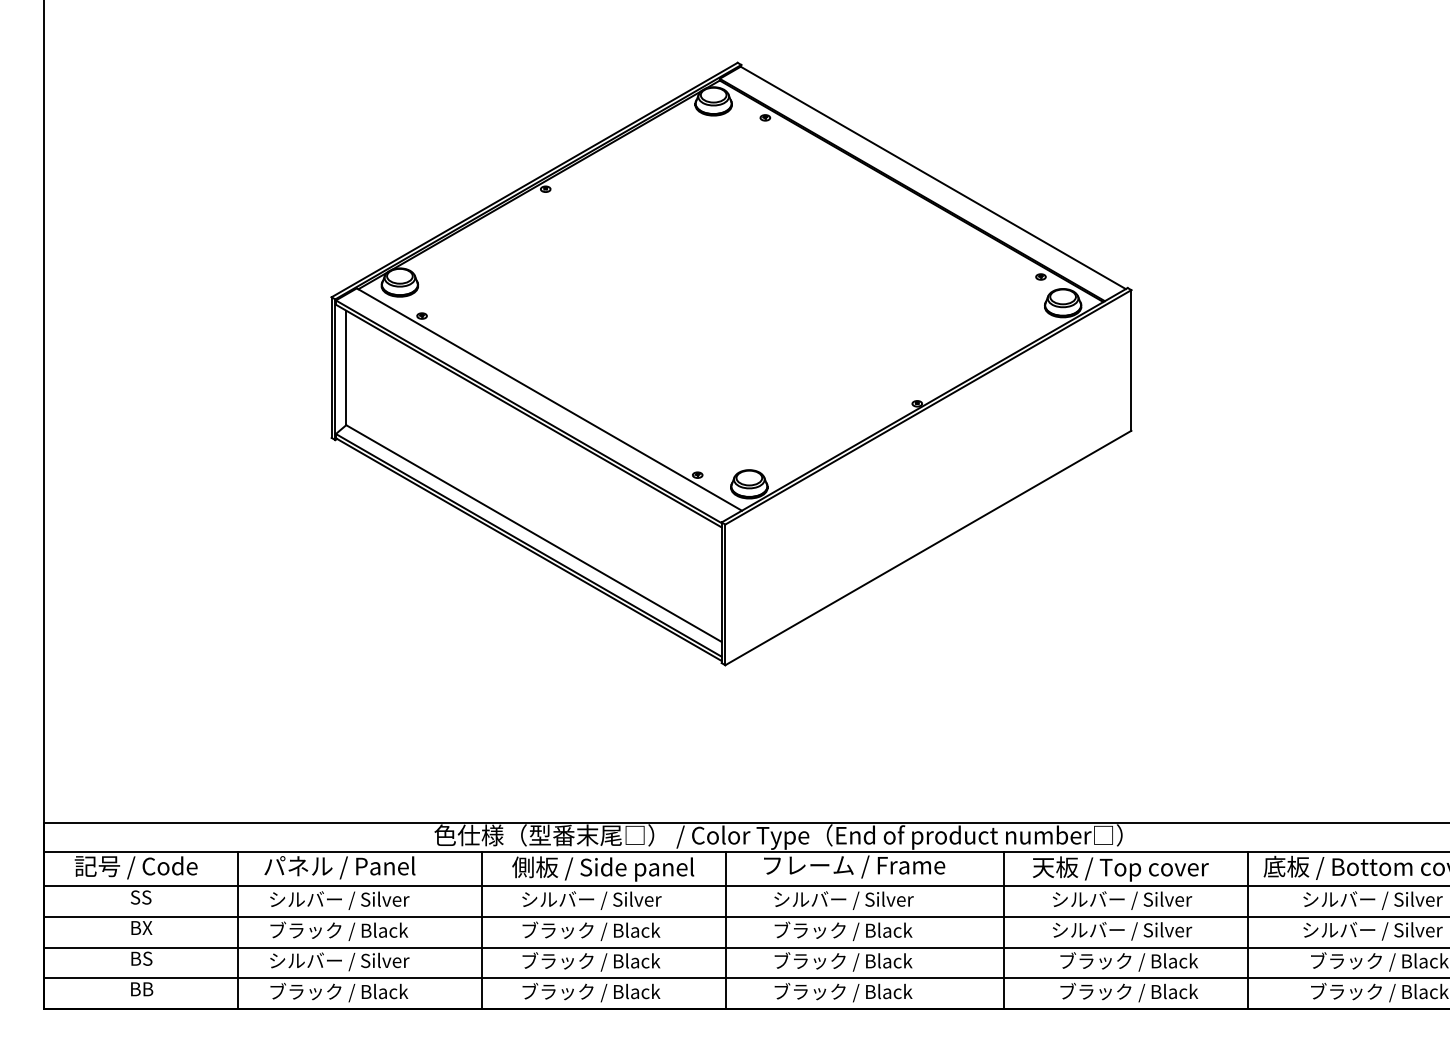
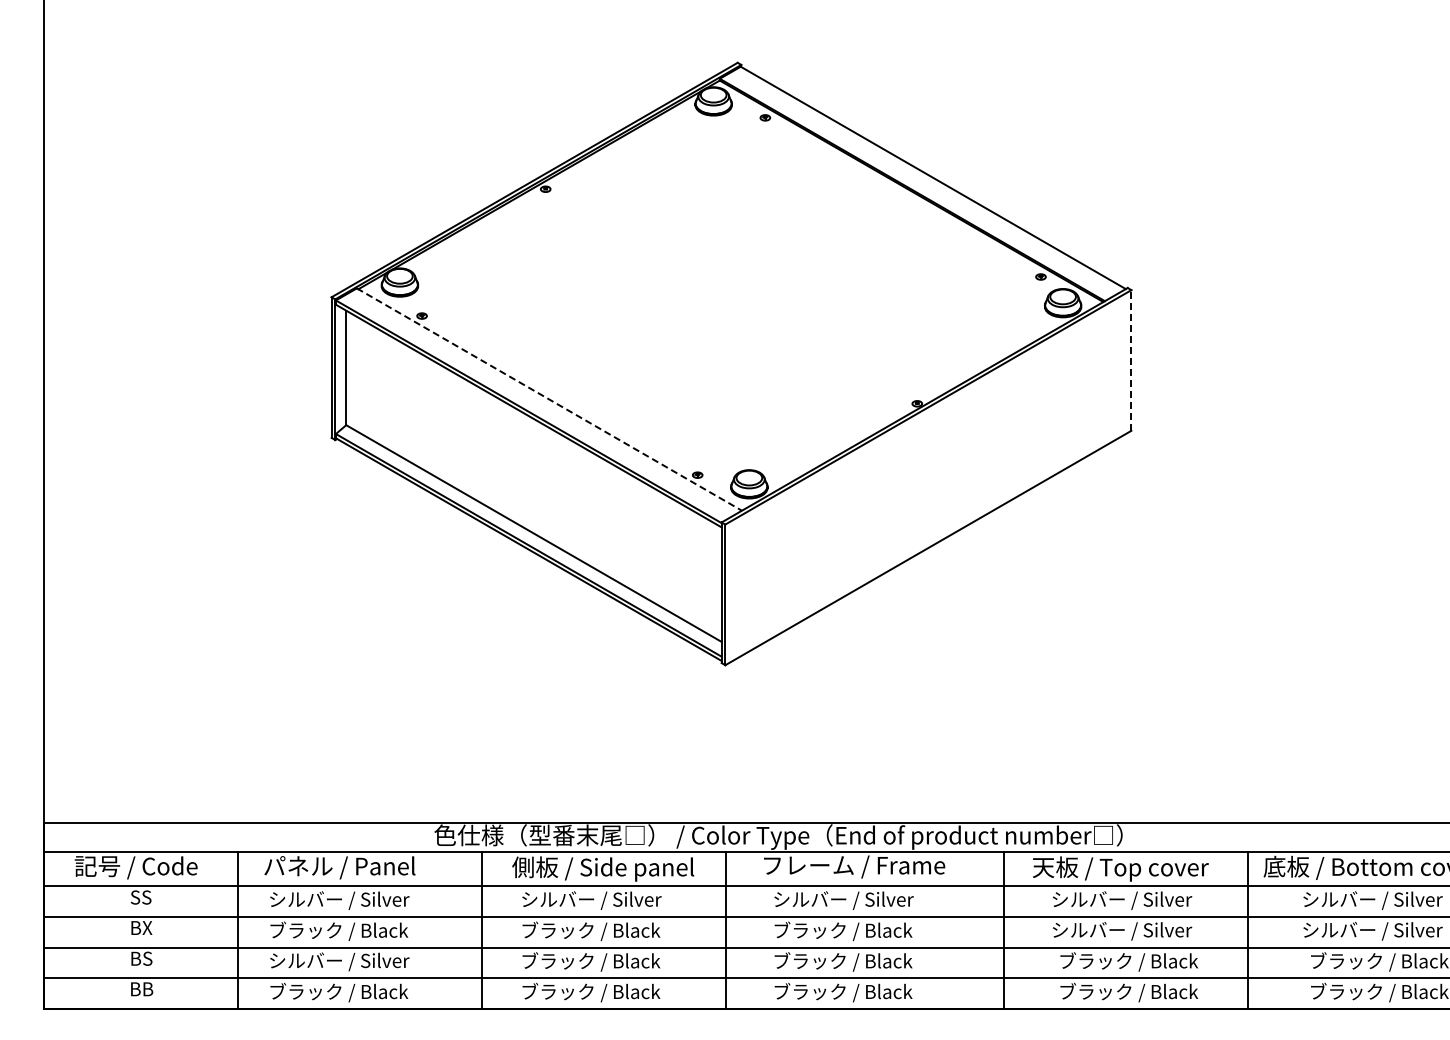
line: solid -> dashed (1131, 359)
line: solid -> dashed (549, 399)
